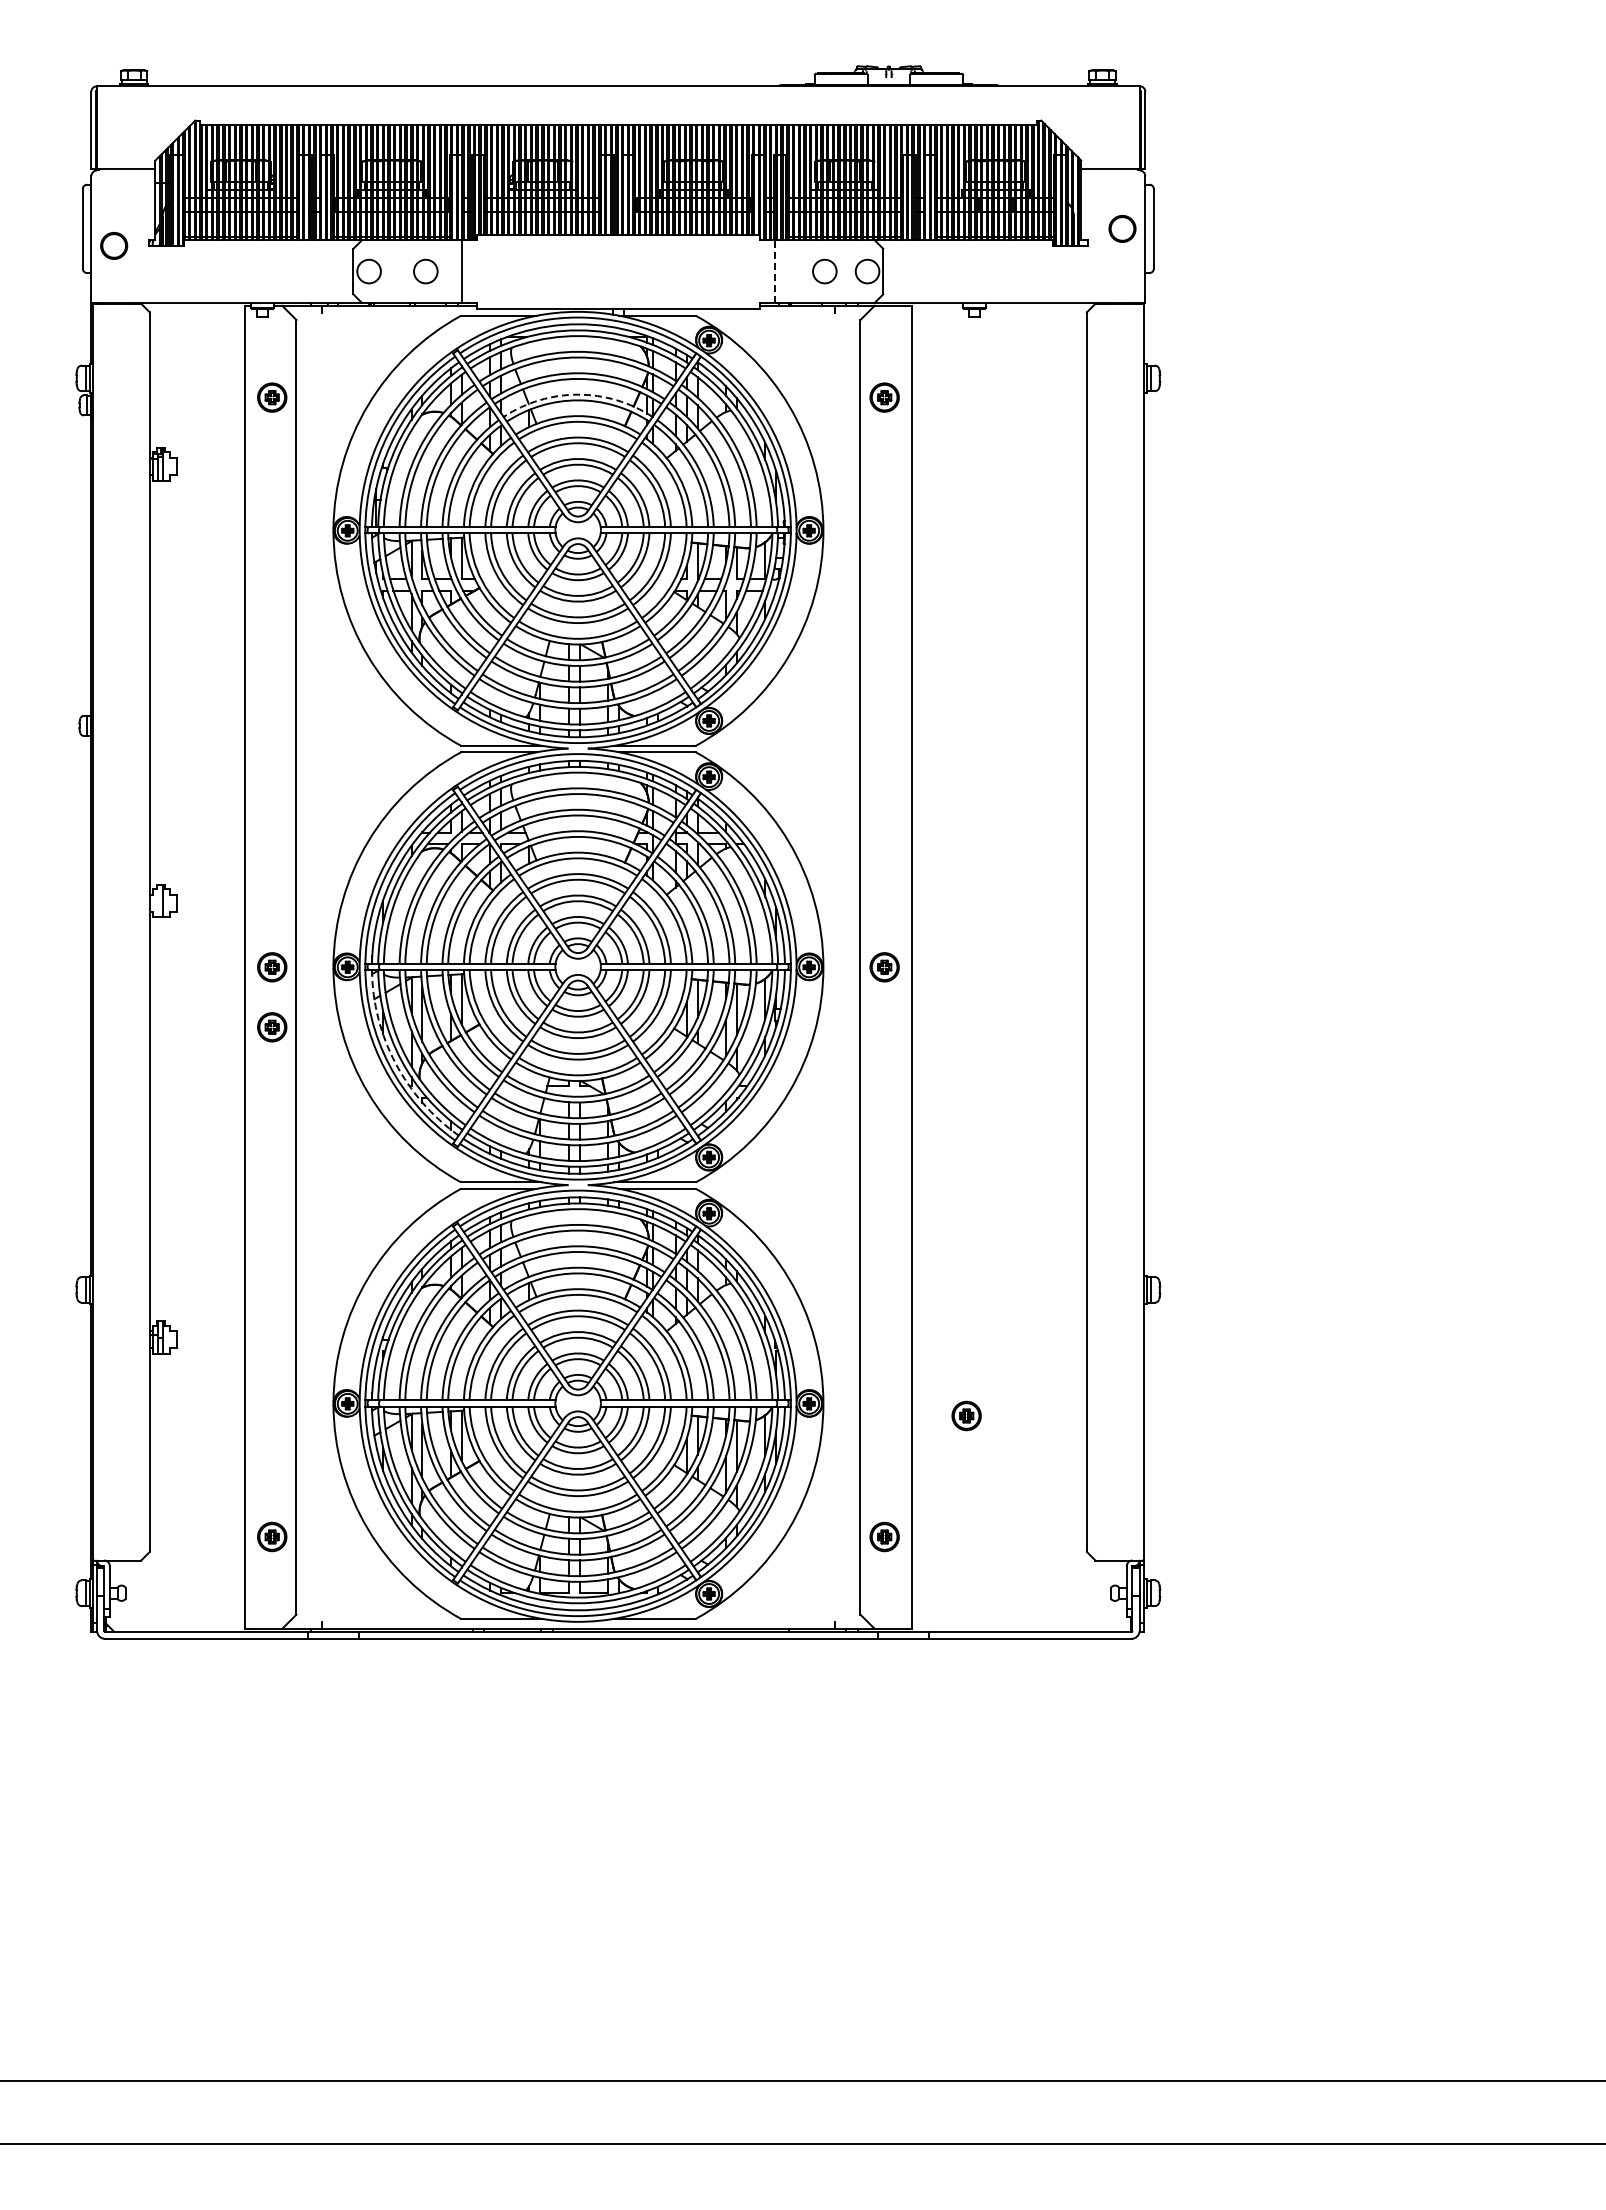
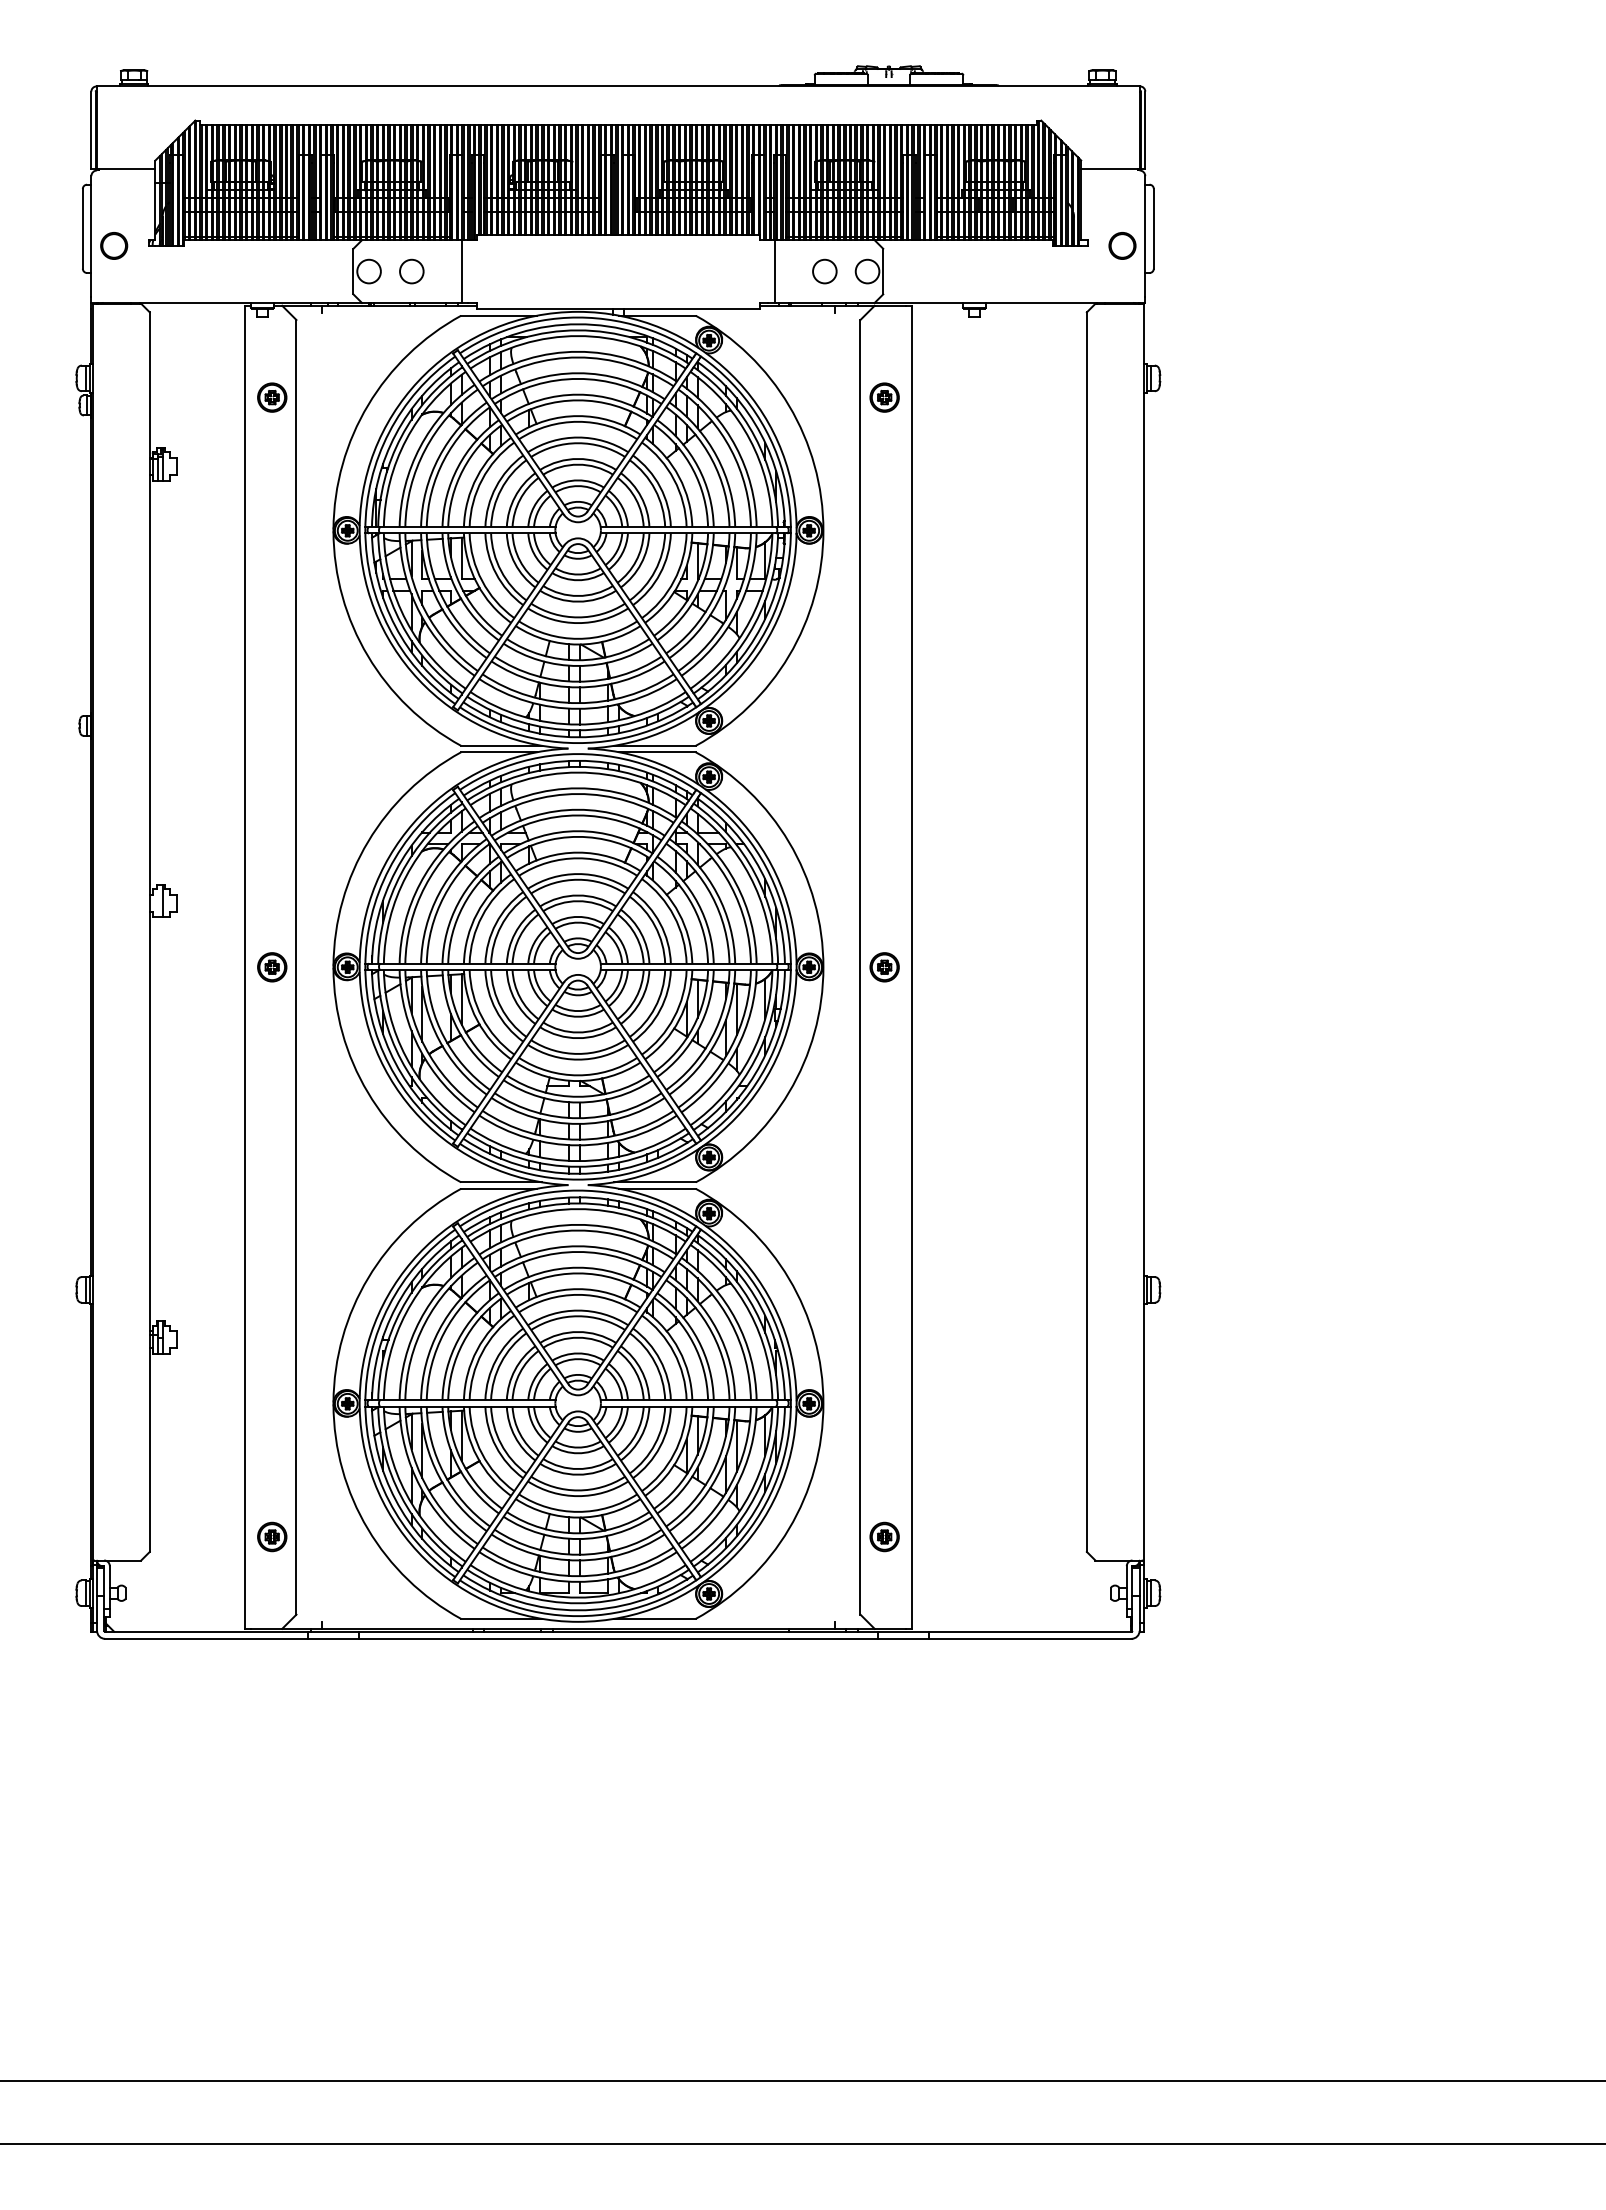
circle position: (1122, 228) -> (1122, 245) (1122, 245)
circle position: (425, 271) -> (411, 271) (411, 271)
line: dashed -> solid (775, 271)
arc: dashed -> solid (578, 394)
part: present -> none (272, 1027)
arc: dashed -> solid (395, 1063)
part: present -> none (966, 1415)
